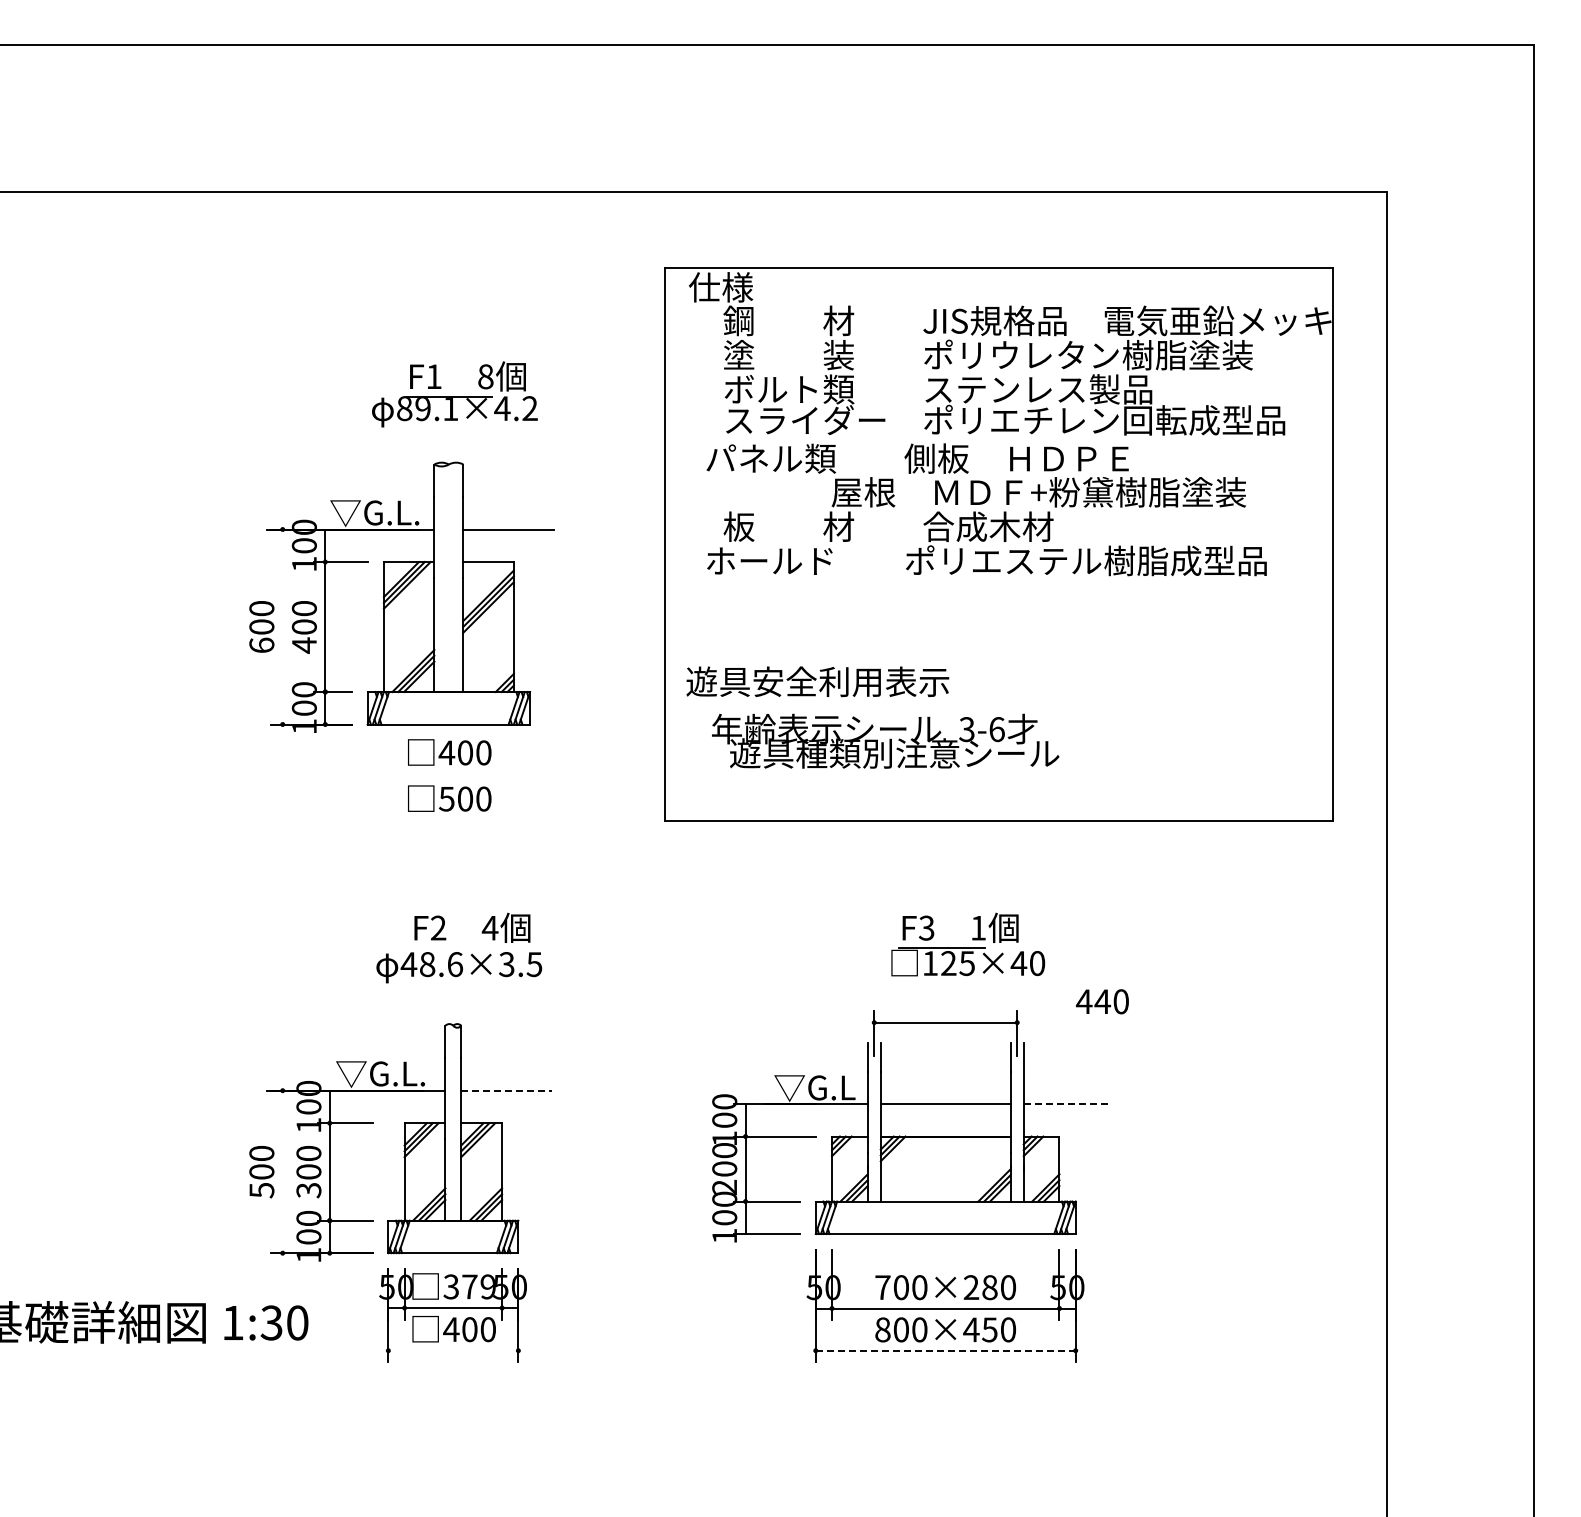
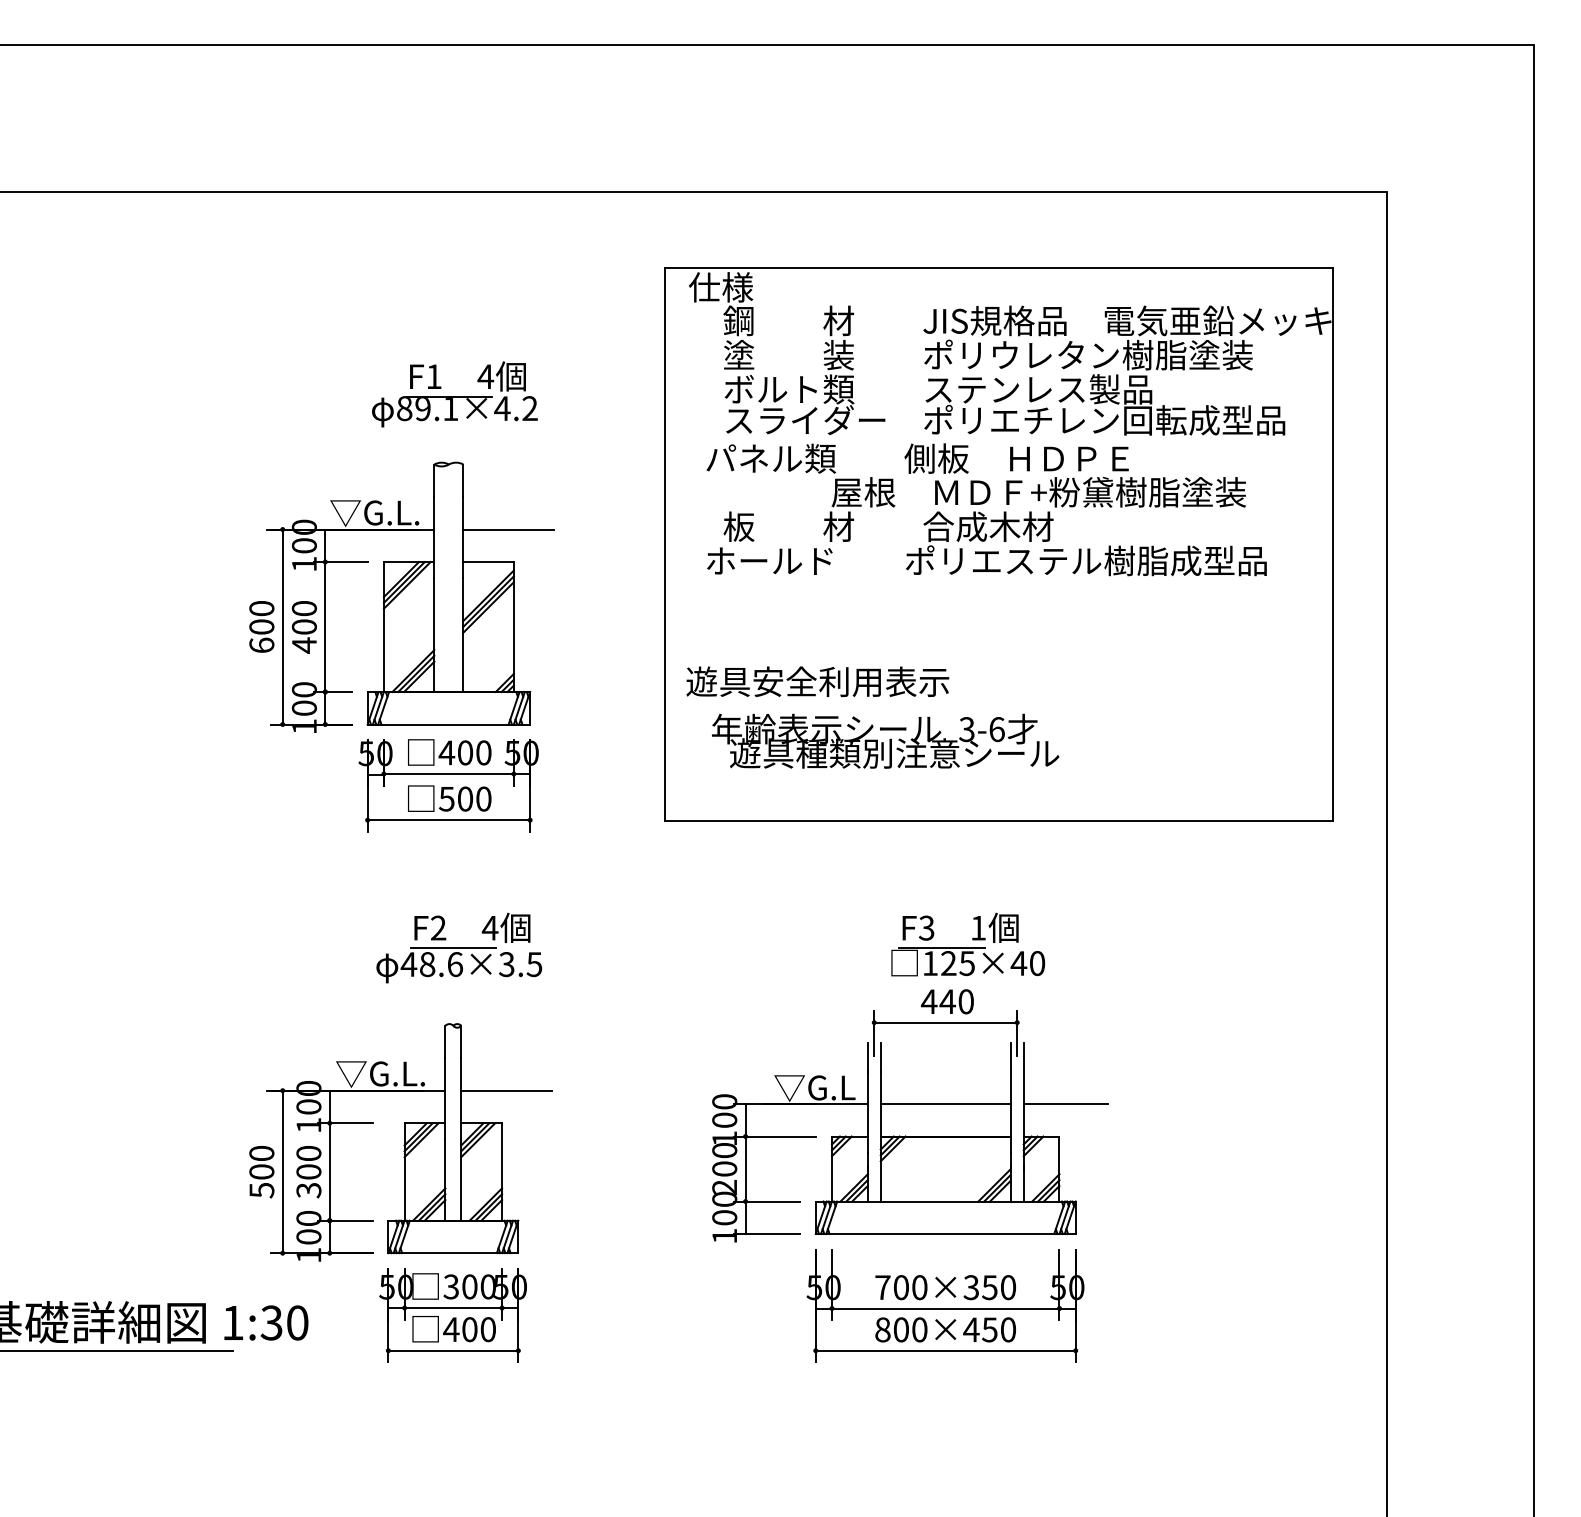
text: 8 -> 4 (485, 376)
line: none -> present (282, 626)
part: none -> present (448, 785)
line: none -> present (453, 947)
text position: (1102, 1001) -> (947, 1001) (947, 1001)
line: dashed -> solid (506, 1090)
line: dashed -> solid (1066, 1104)
line: none -> present (282, 1171)
text: 379 -> 300 (478, 1286)
text: 700×280 -> 700×350 (980, 1287)
line: none -> present (117, 1350)
line: none -> present (453, 1350)
line: dashed -> solid (945, 1350)
